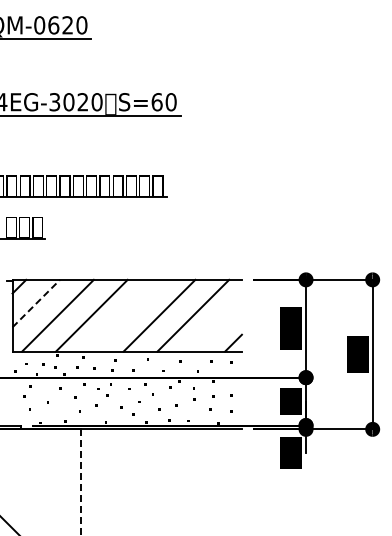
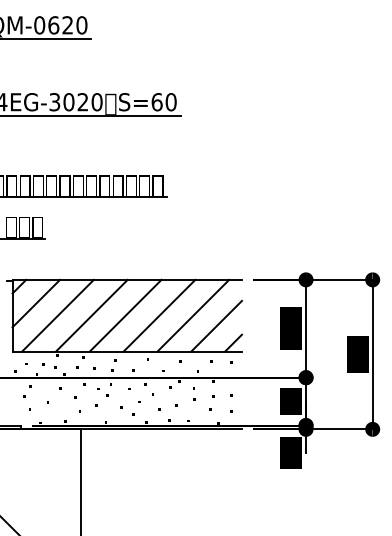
line: dashed -> solid (36, 303)
line: none -> present (125, 315)
line: none -> present (216, 325)
line: dashed -> solid (80, 482)
